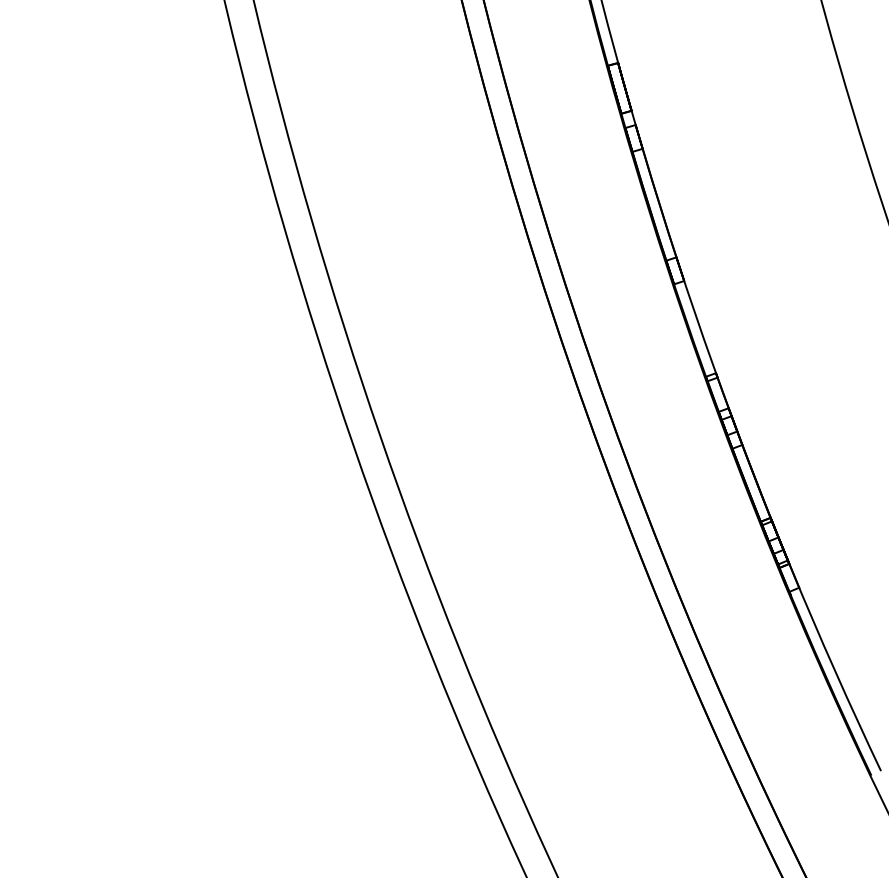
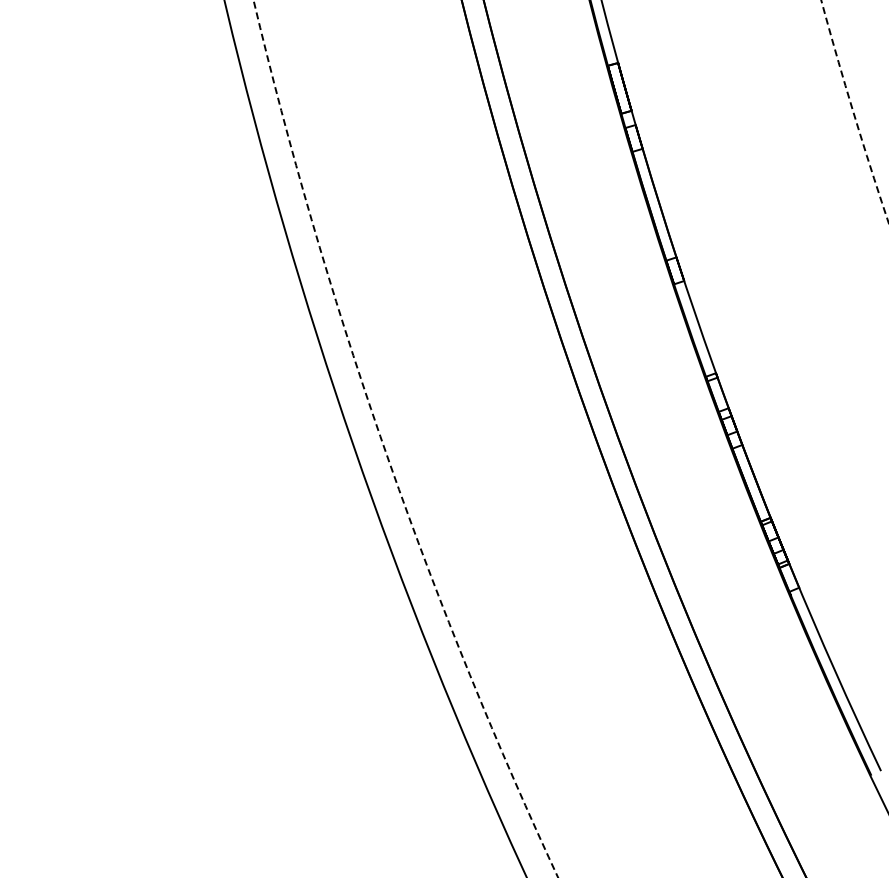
arc: solid -> dashed (853, 111)
arc: solid -> dashed (383, 446)
